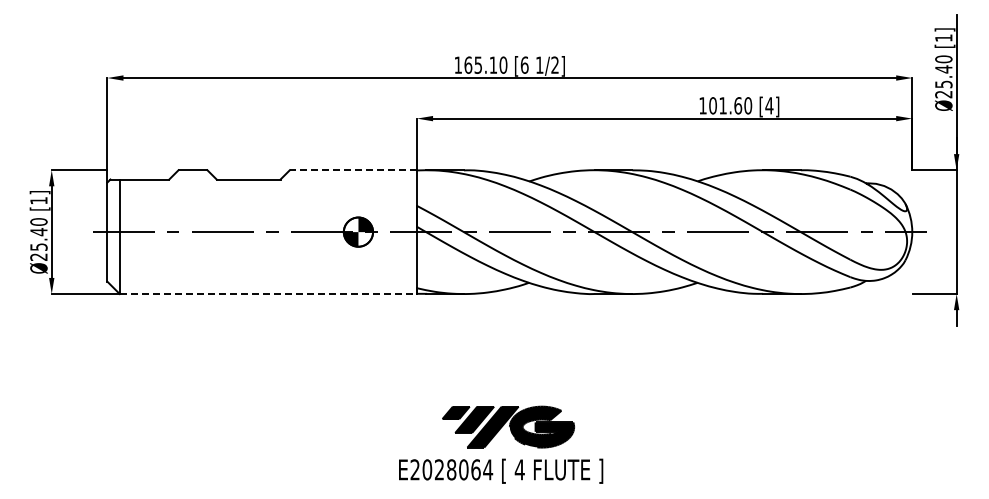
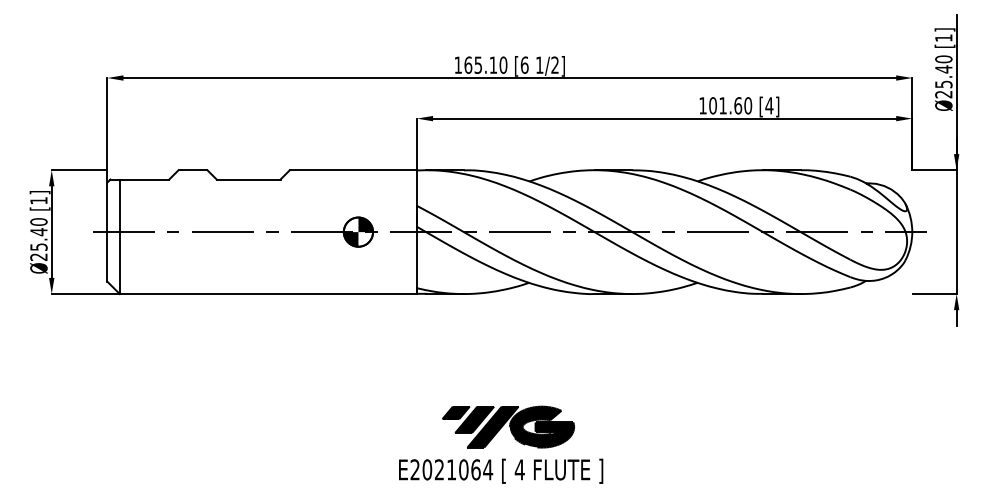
line: dashed -> solid (353, 170)
line: dashed -> solid (268, 294)
text: E2028064 -> E2021064 (451, 469)
